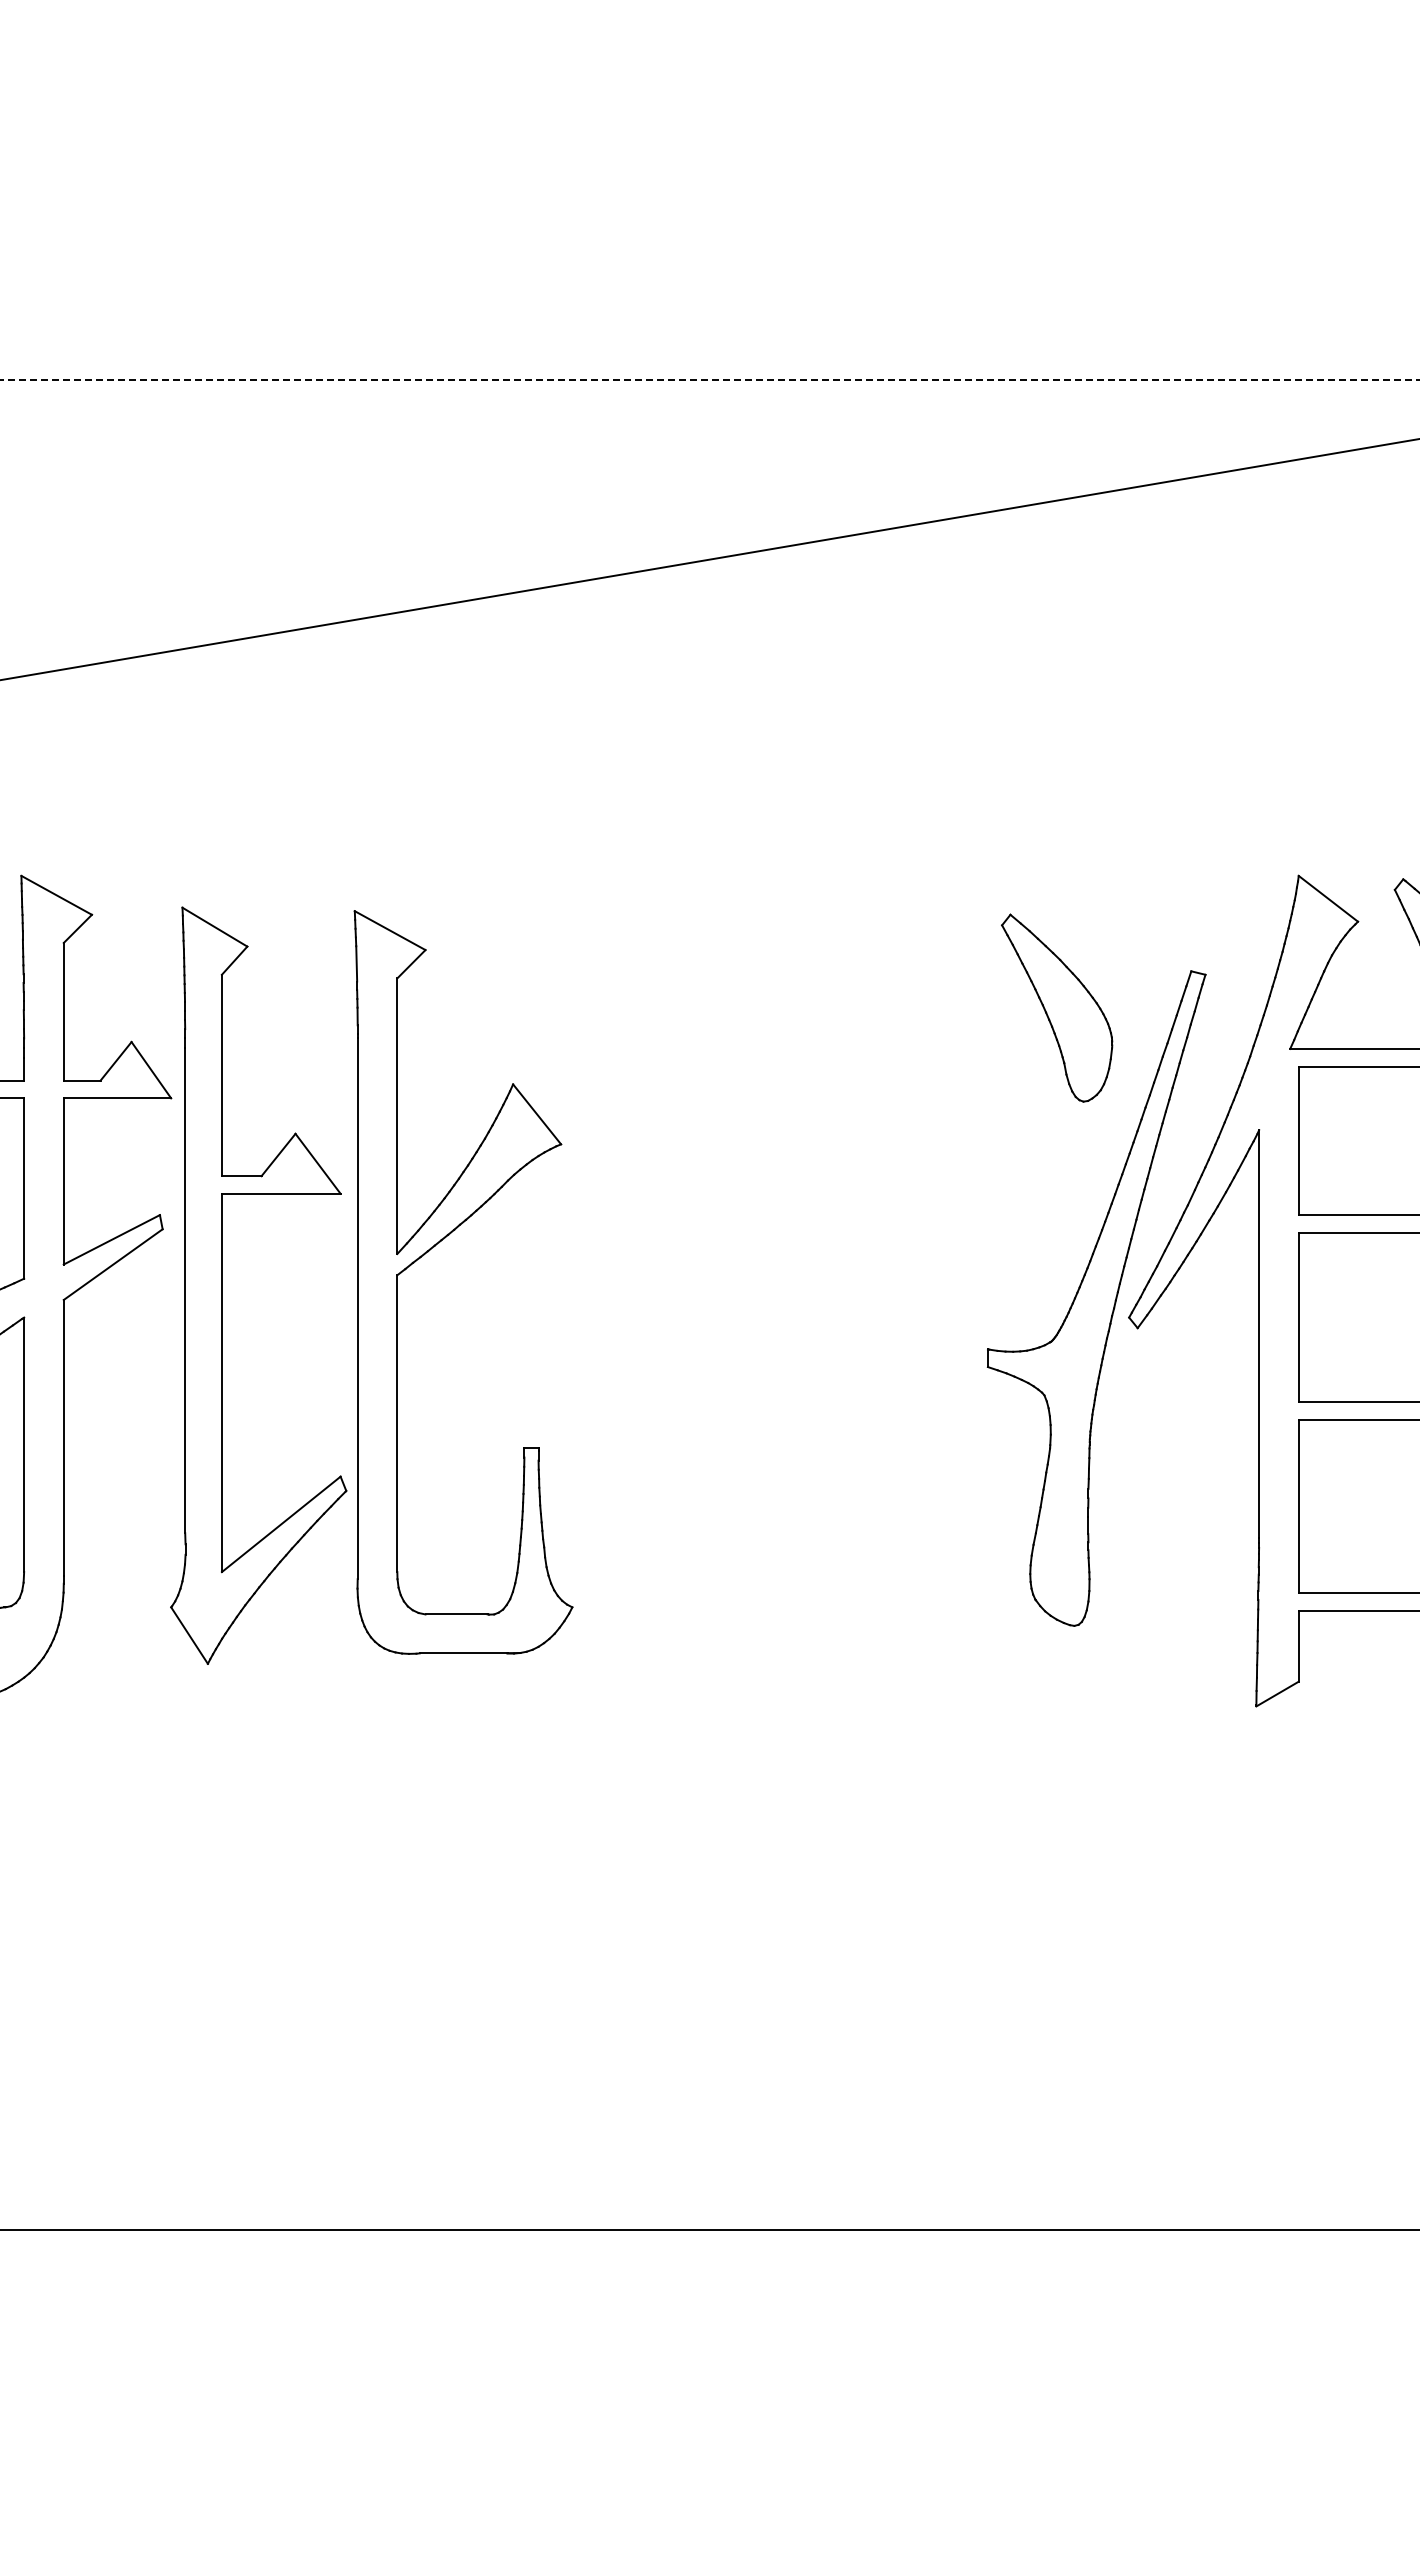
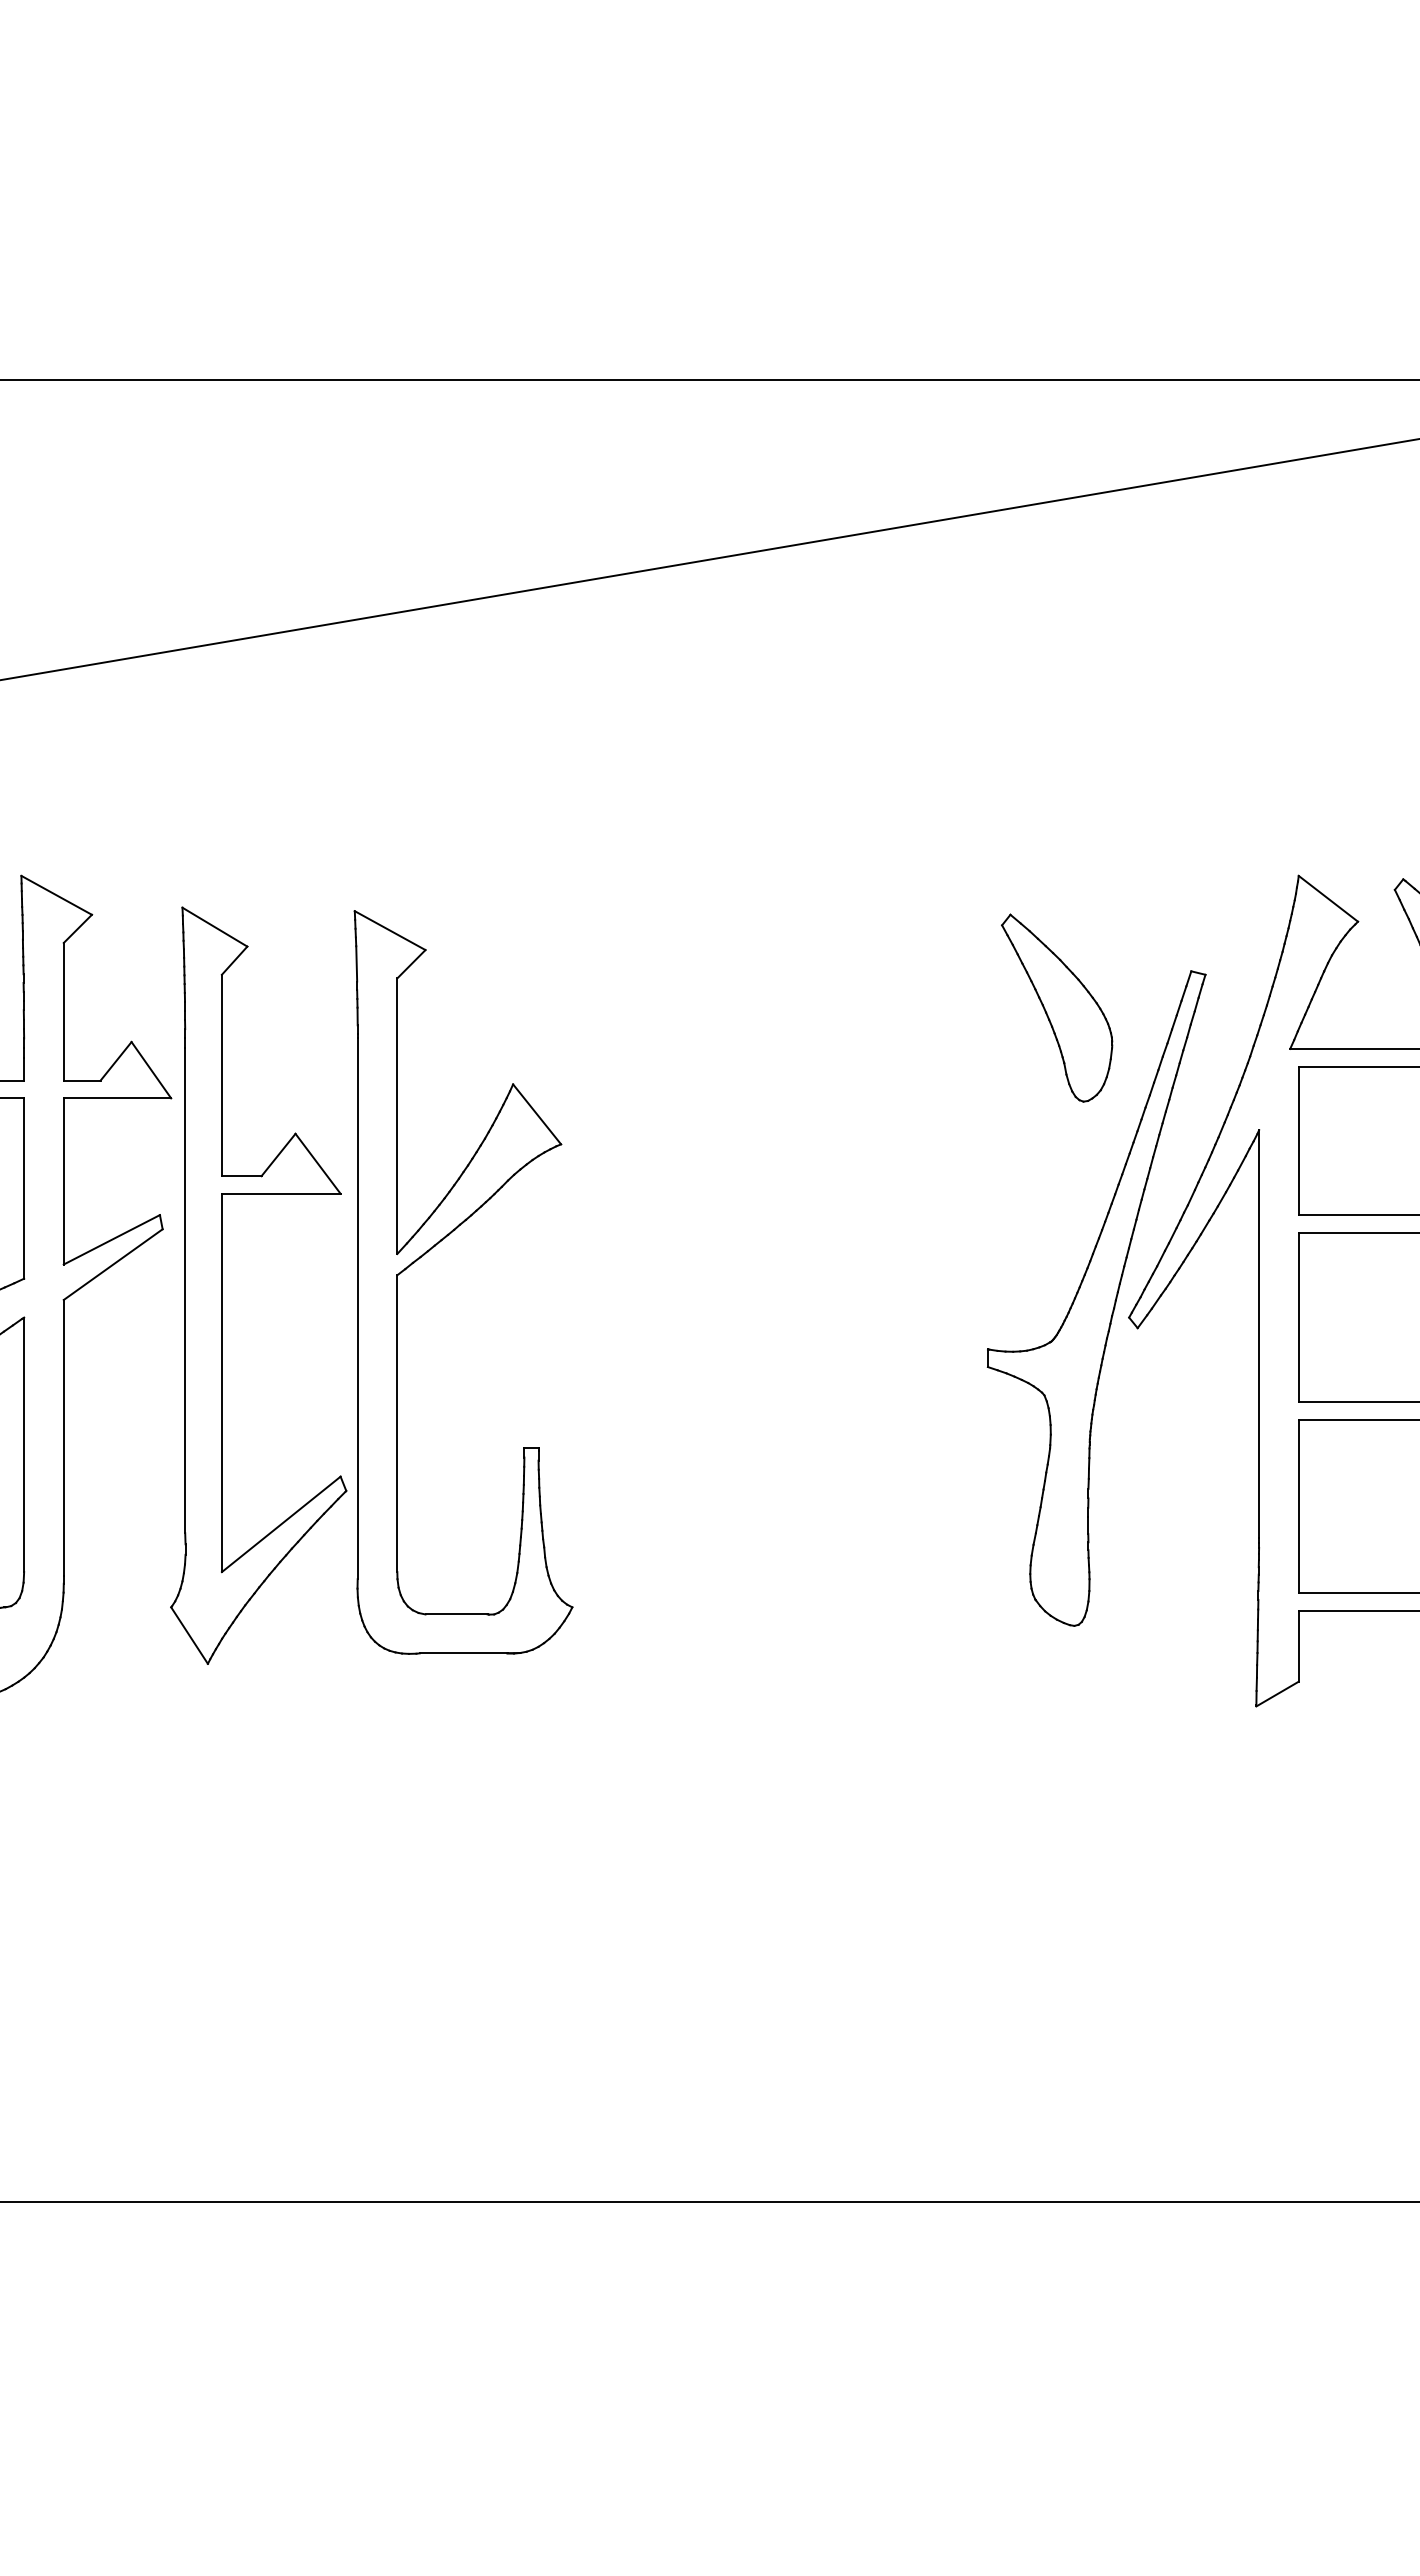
line: dashed -> solid (710, 380)
line position: (709, 2230) -> (709, 2202) (709, 2202)
